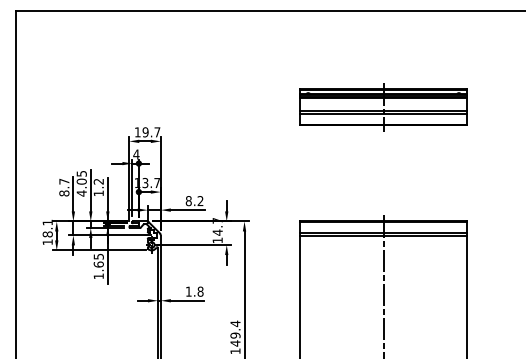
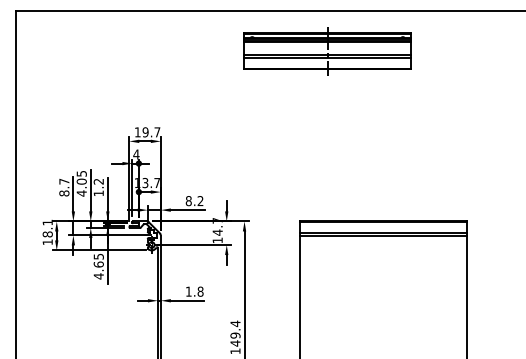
part position: (383, 107) -> (327, 51) (327, 51)
text: 1.65 -> 4.65 (98, 276)
line: present -> none (383, 285)
